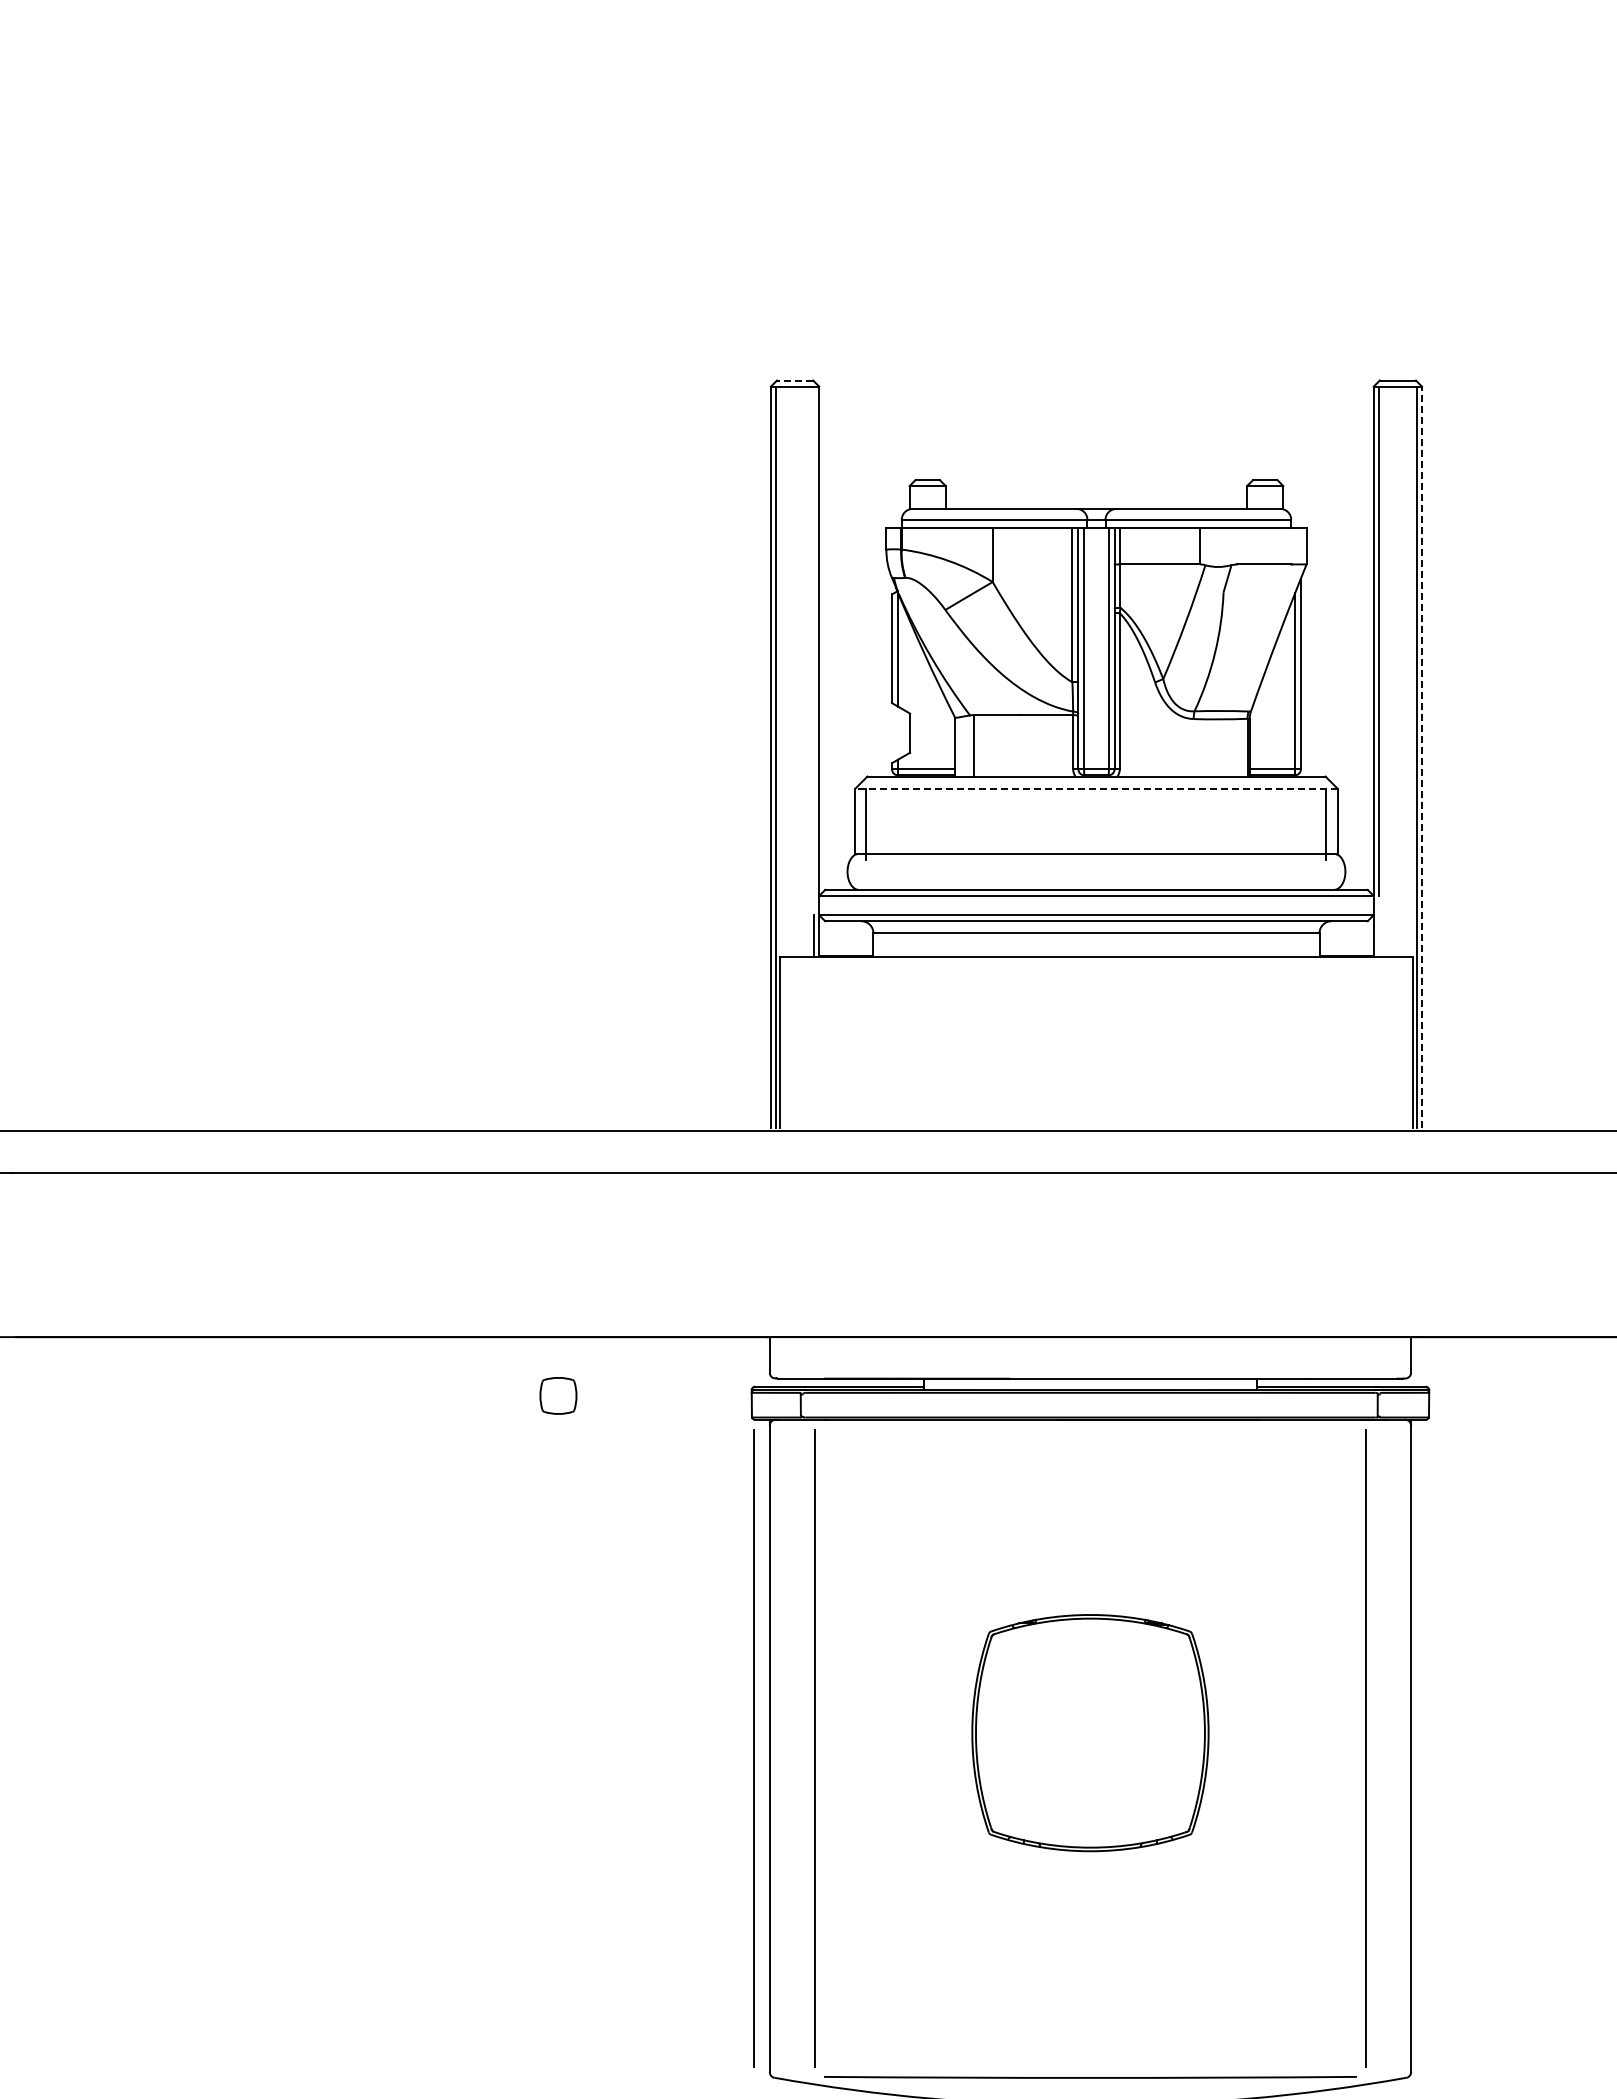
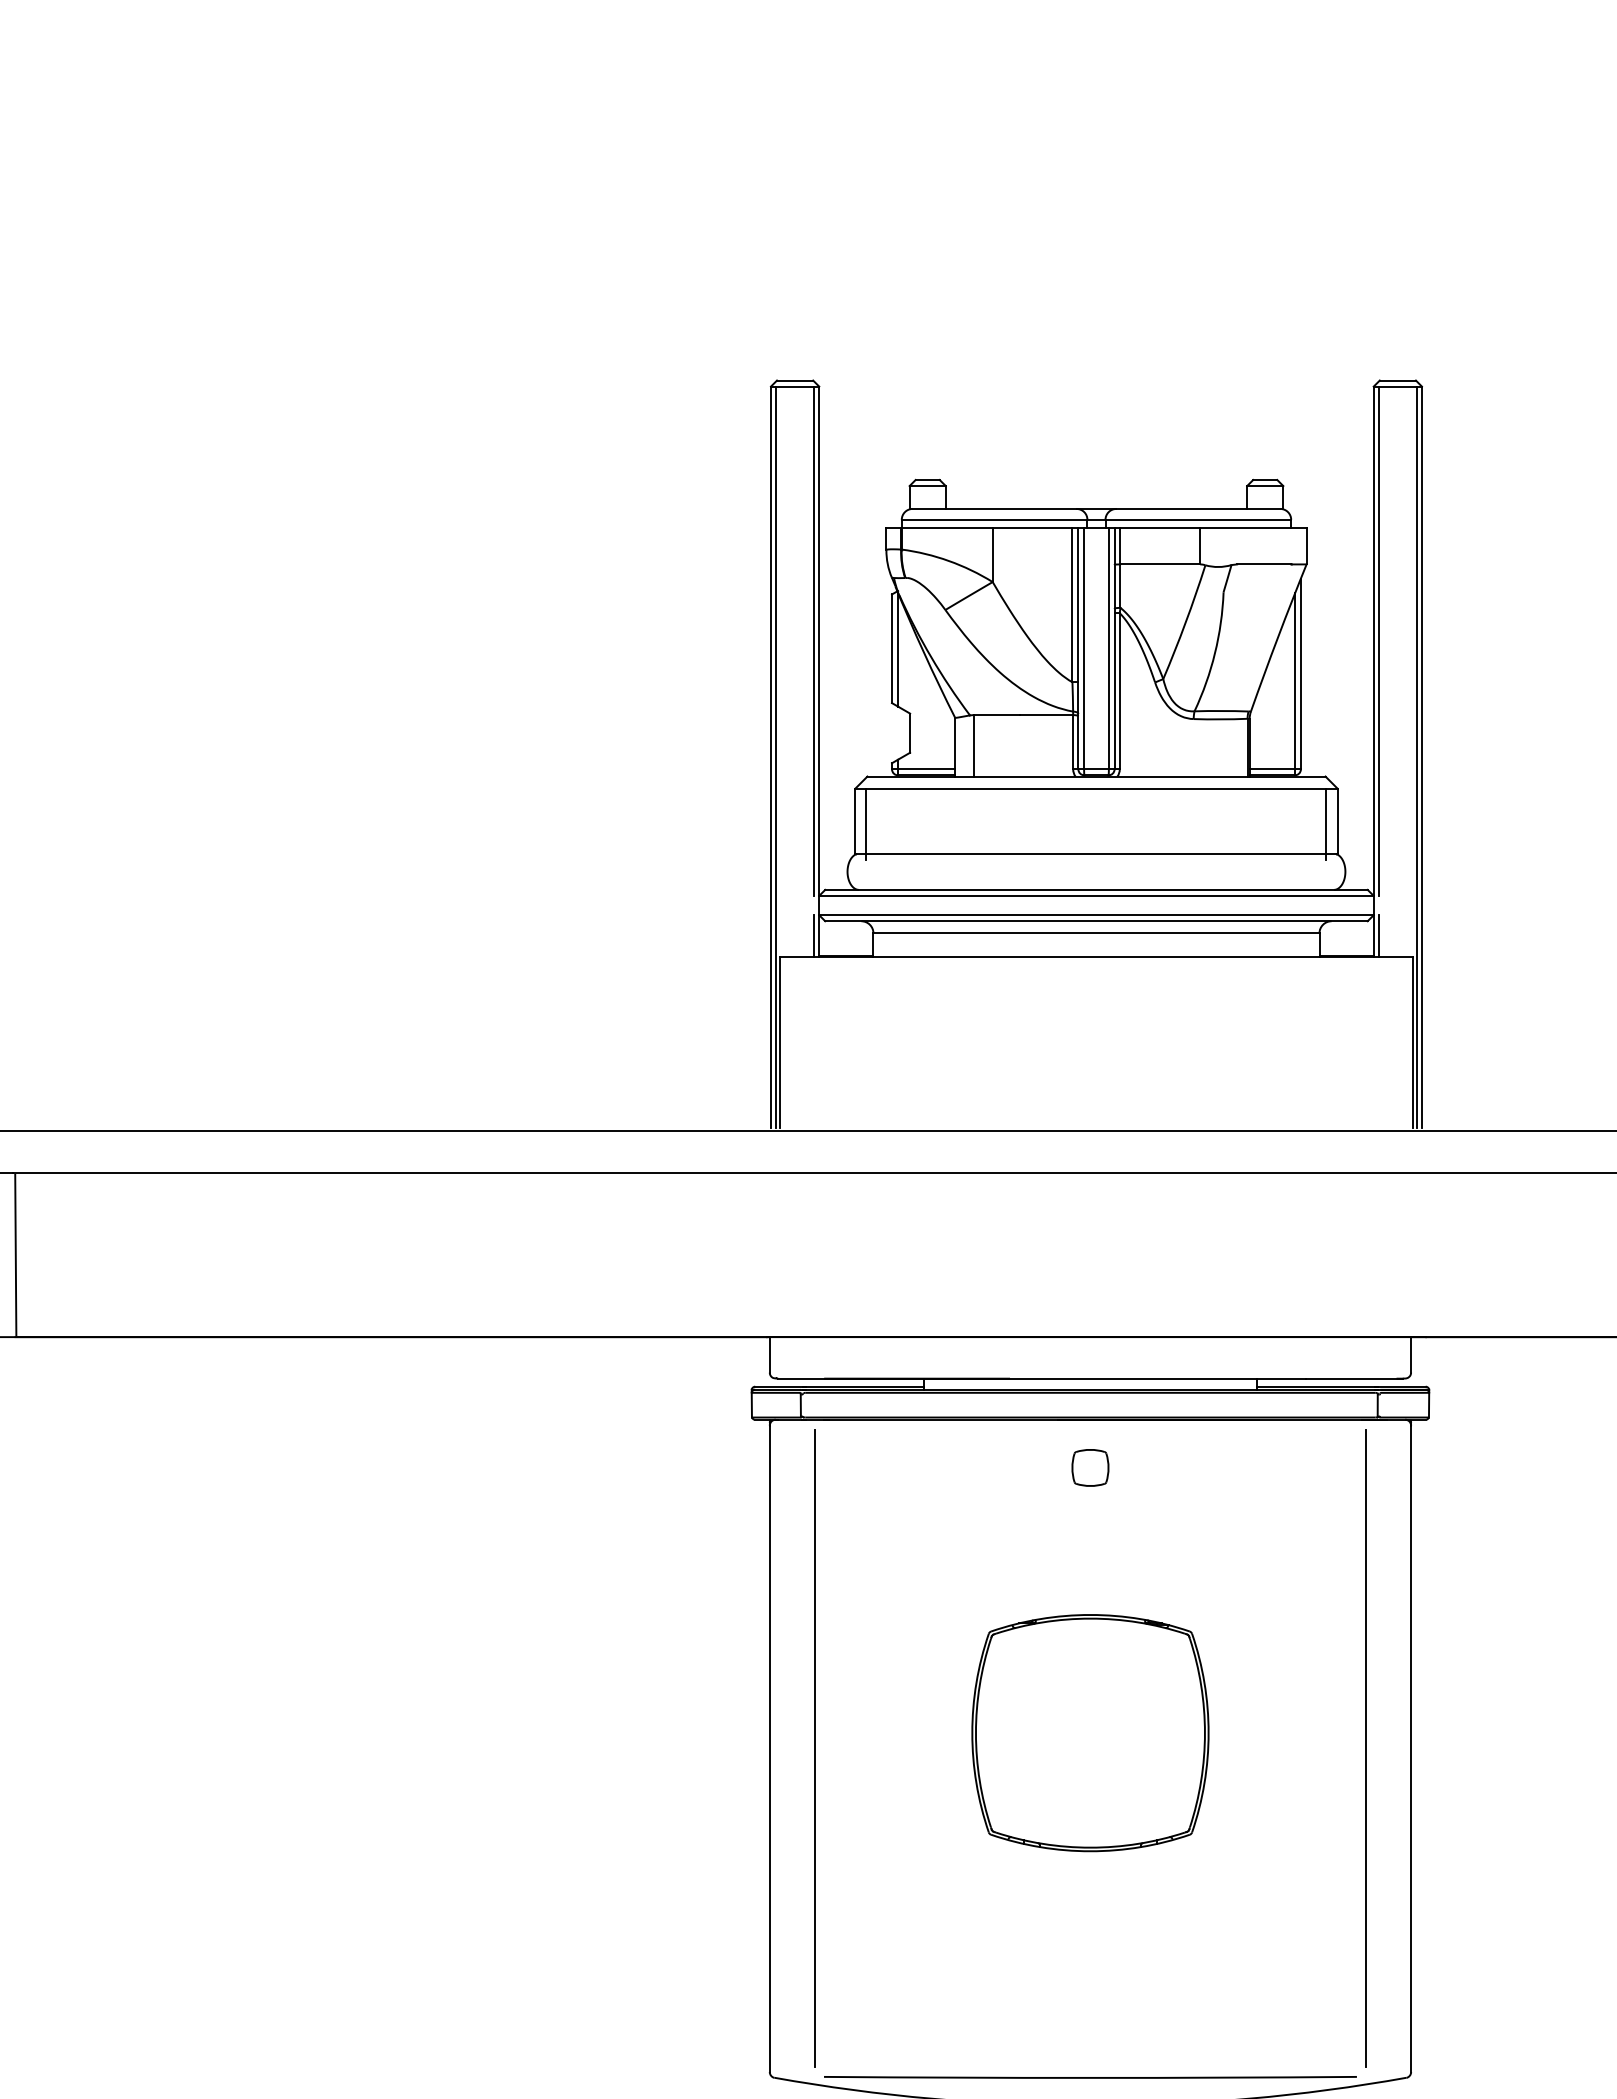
line: dashed -> solid (794, 380)
line: none -> present (814, 640)
line: dashed -> solid (1421, 756)
line: dashed -> solid (1095, 788)
line: none -> present (1378, 935)
line: none -> present (15, 1254)
part position: (558, 1395) -> (1090, 1467) (1090, 1467)
line: present -> none (753, 1748)
